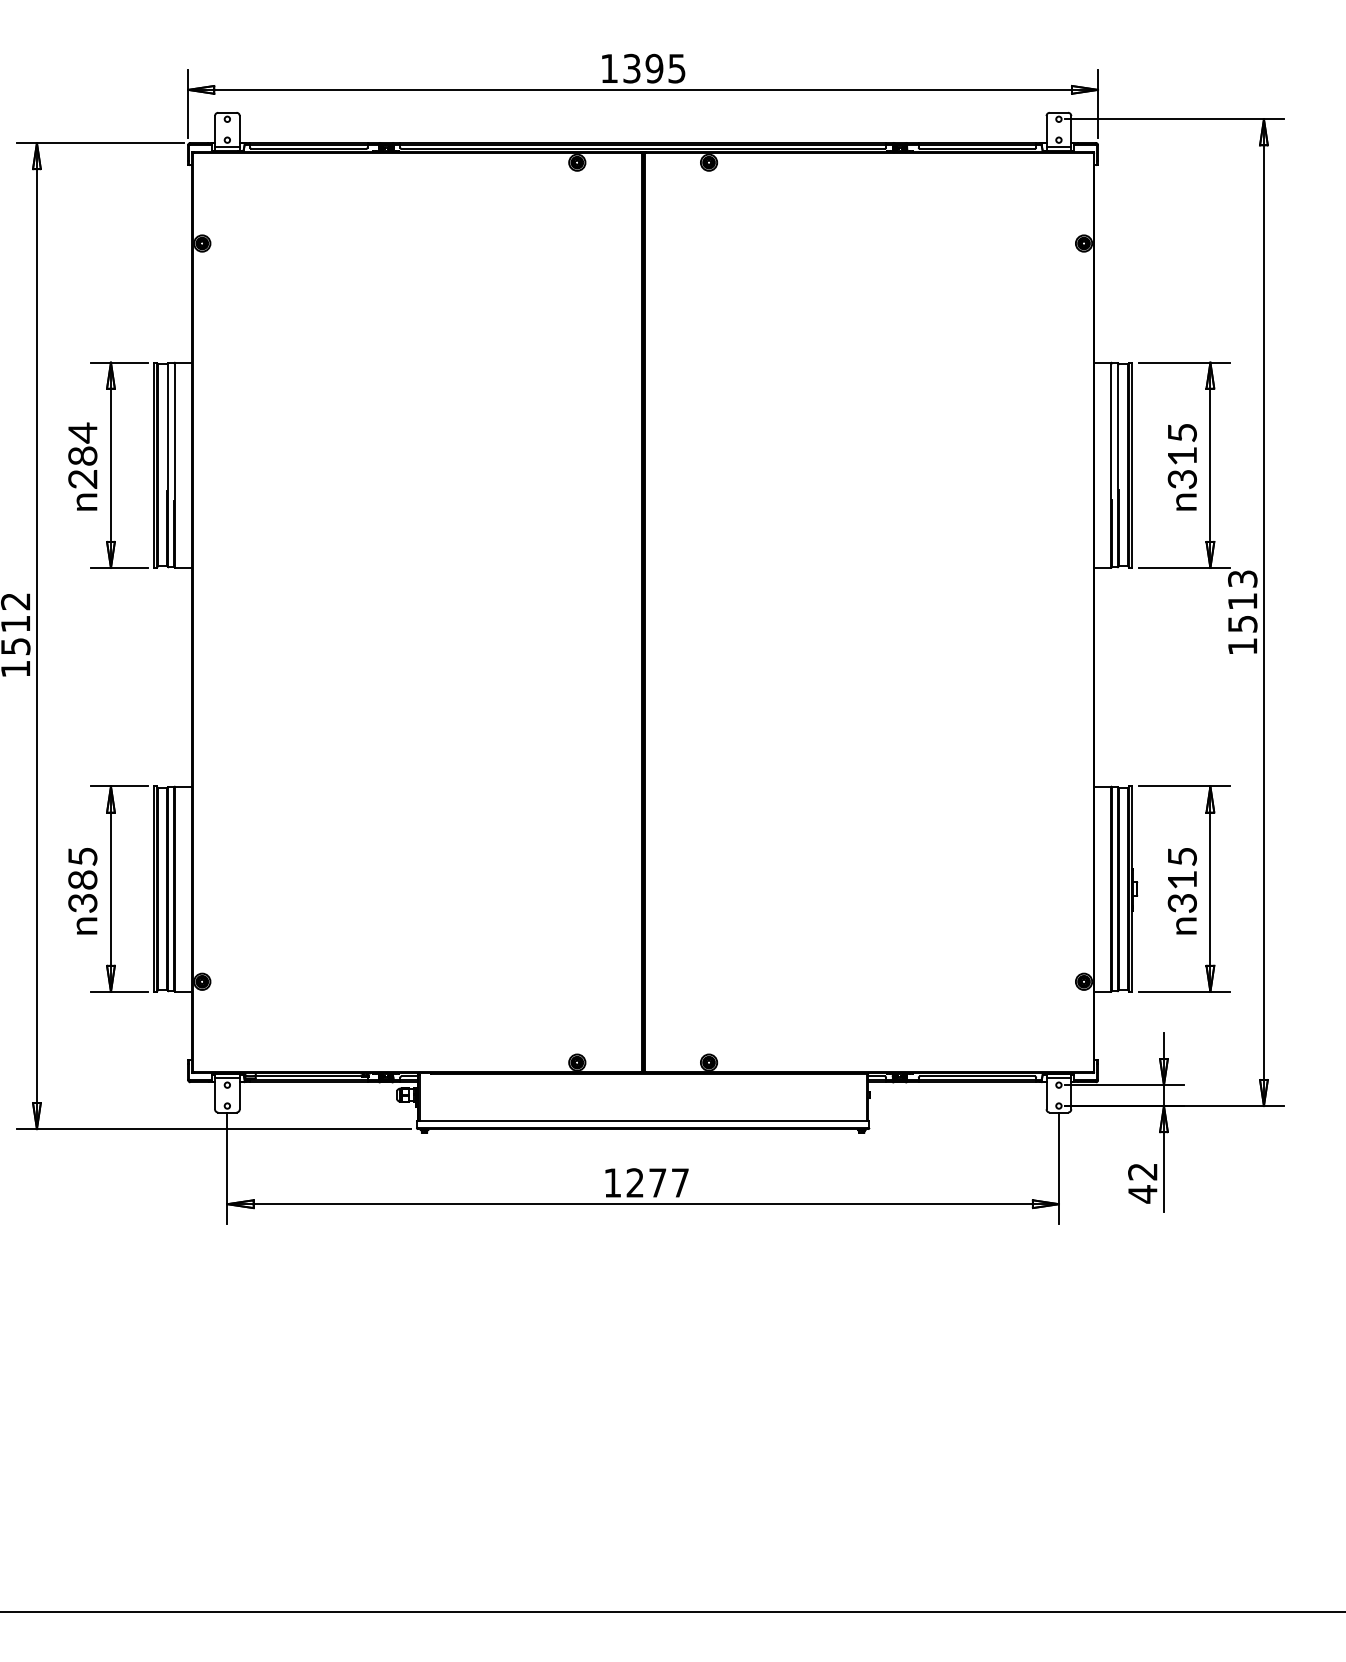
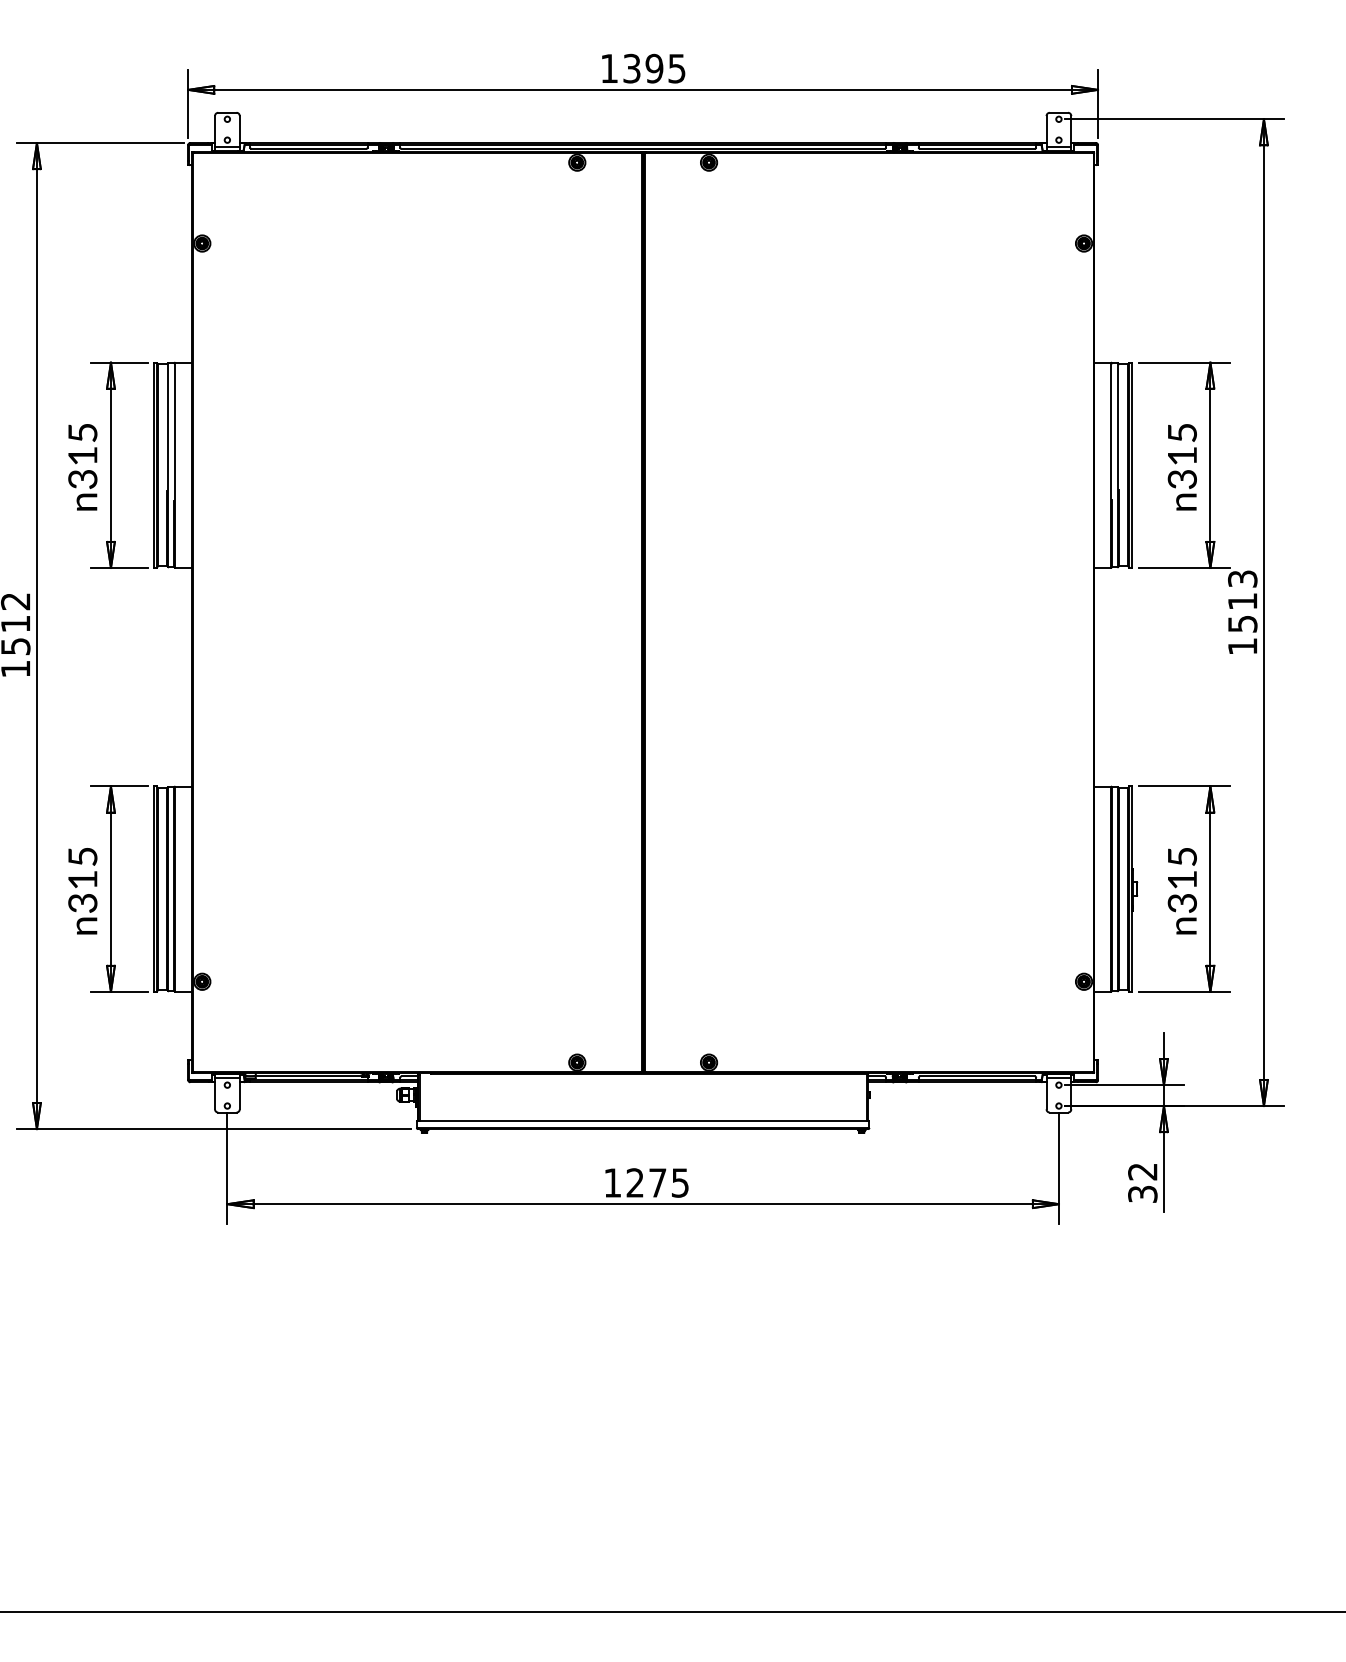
text: 284 -> 315 (82, 455)
text: 385 -> 315 (82, 879)
text: 1277 -> 1275 (680, 1182)
text: 42 -> 32 (1142, 1194)
